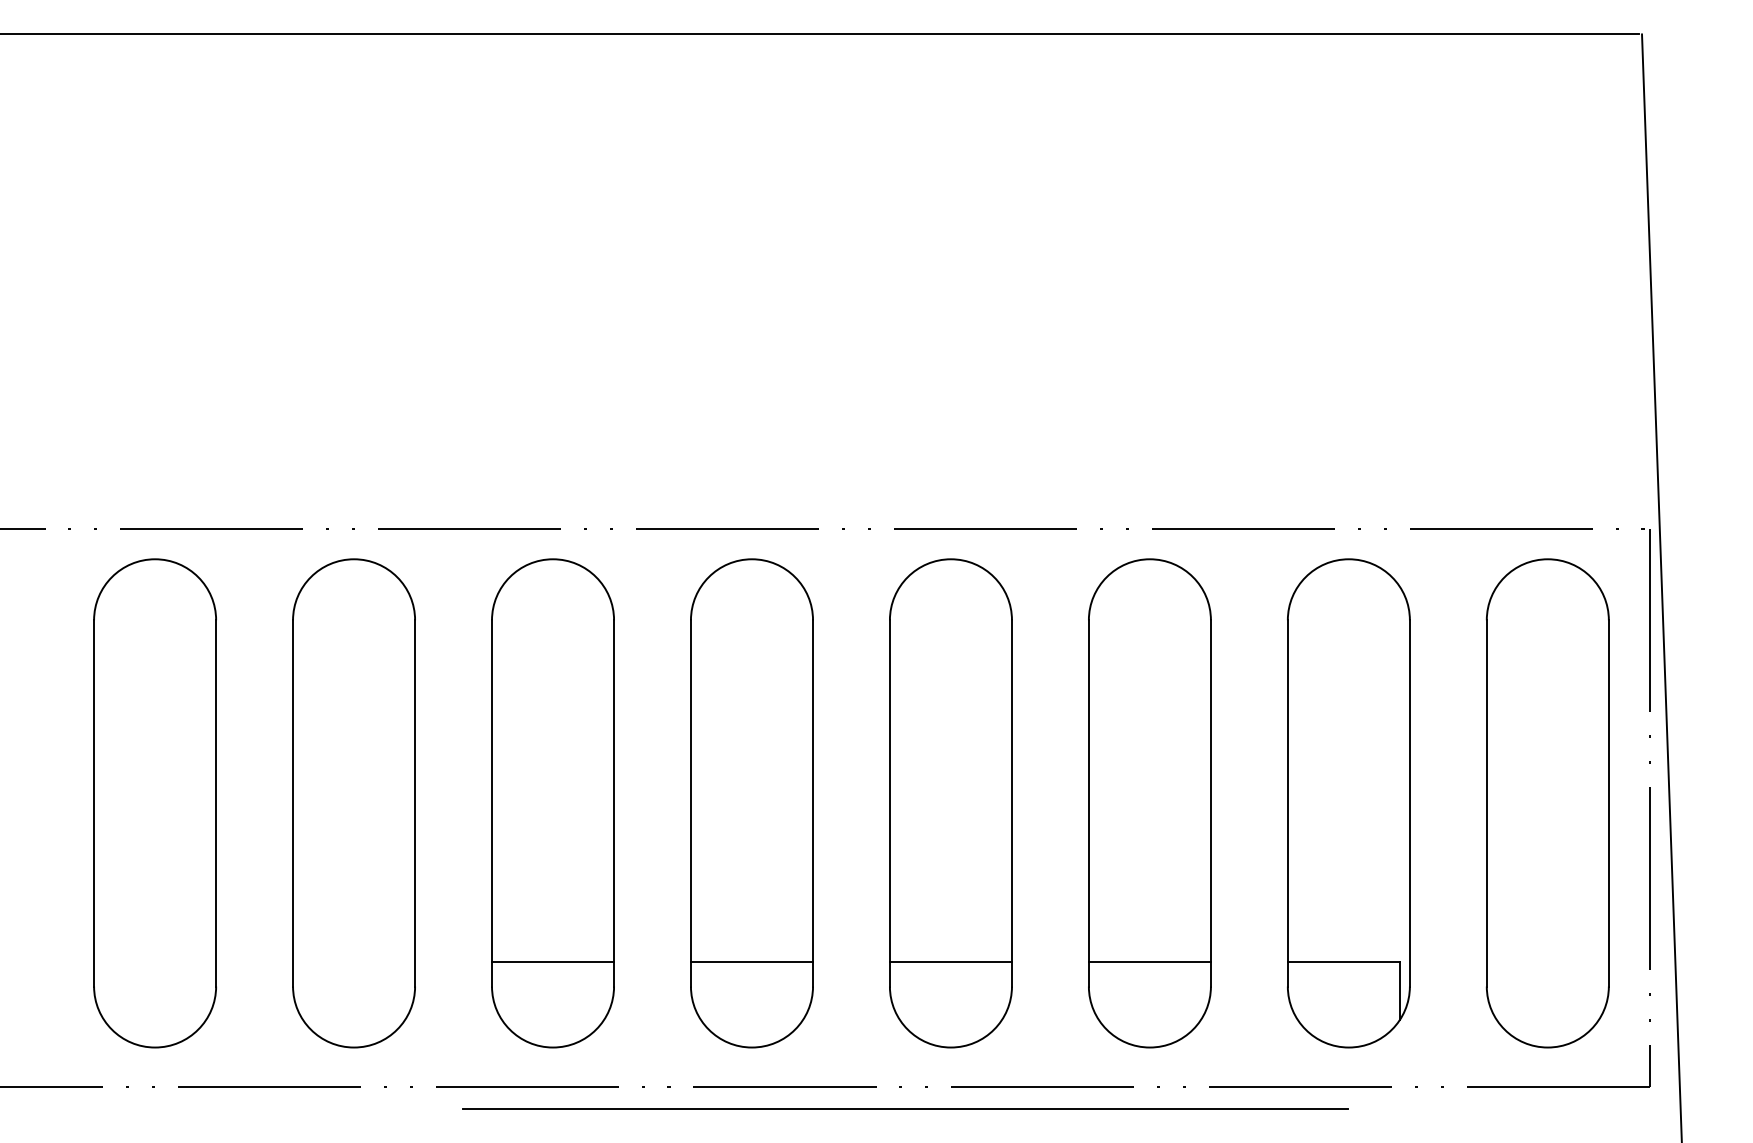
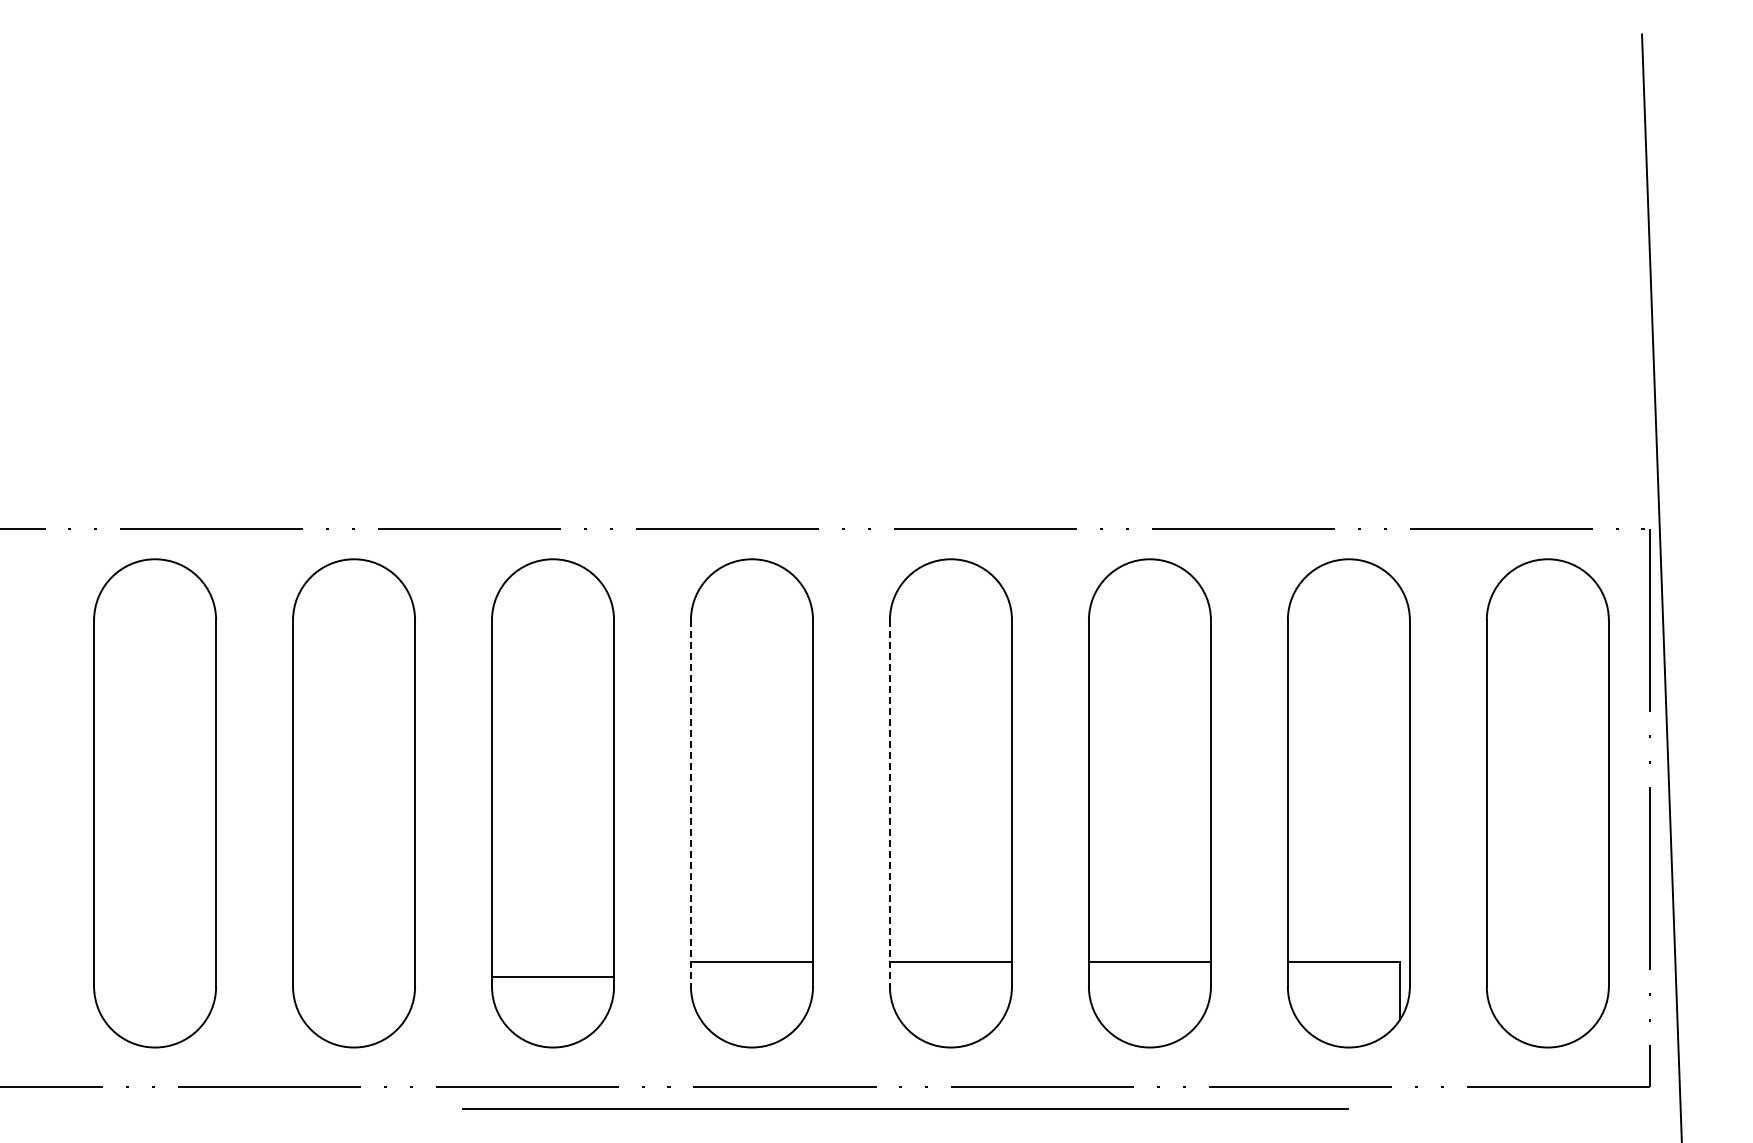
line: present -> none (820, 34)
line: solid -> dashed (690, 803)
line: solid -> dashed (889, 803)
line position: (553, 962) -> (553, 977) (553, 977)
